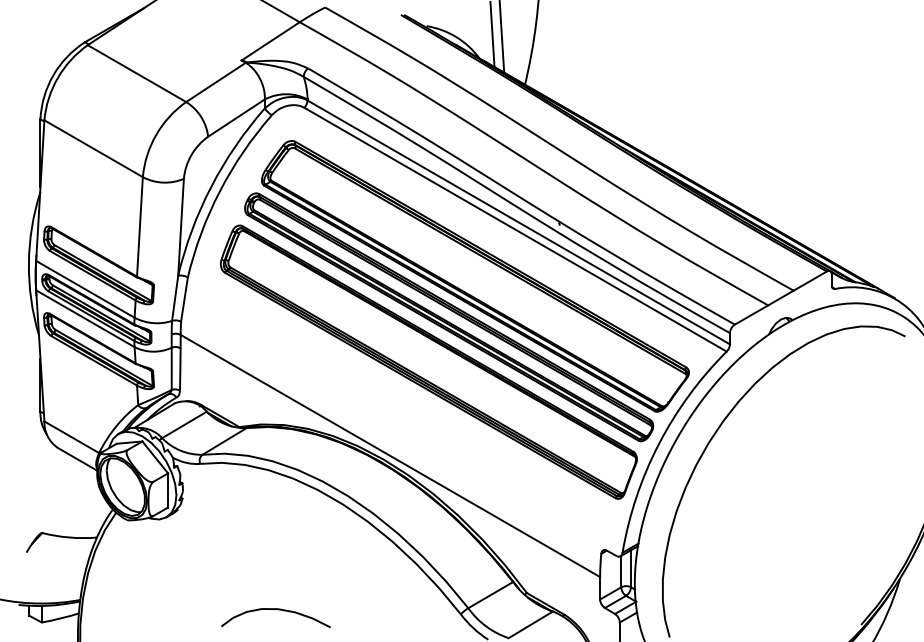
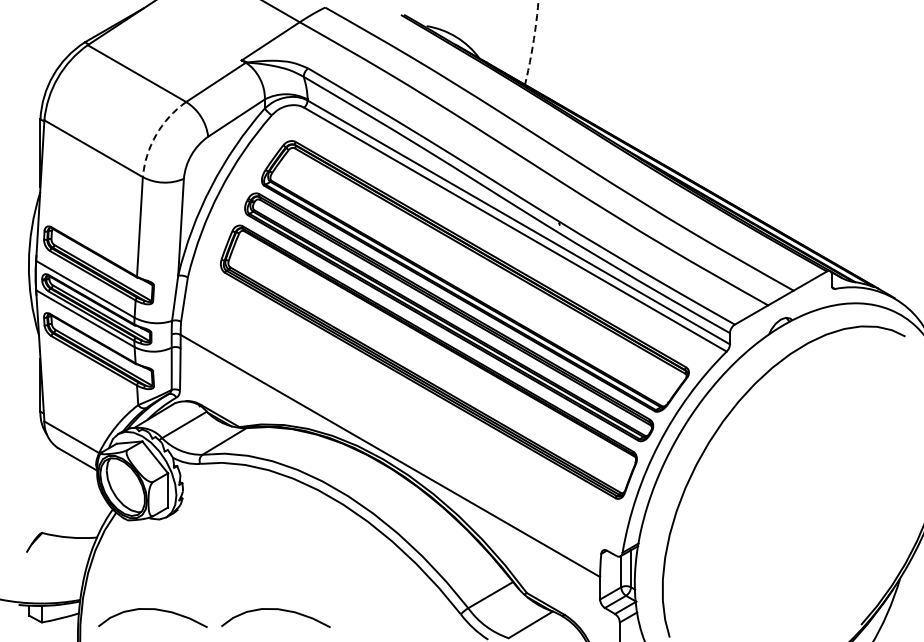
line: present -> none (492, 34)
line: present -> none (501, 37)
arc: solid -> dashed (533, 43)
arc: solid -> dashed (156, 134)
curve: none -> present (155, 610)
